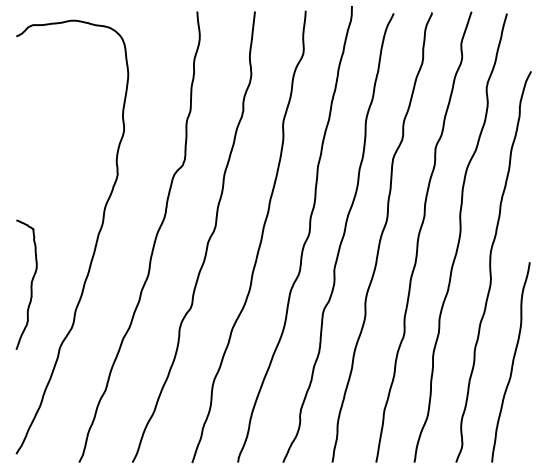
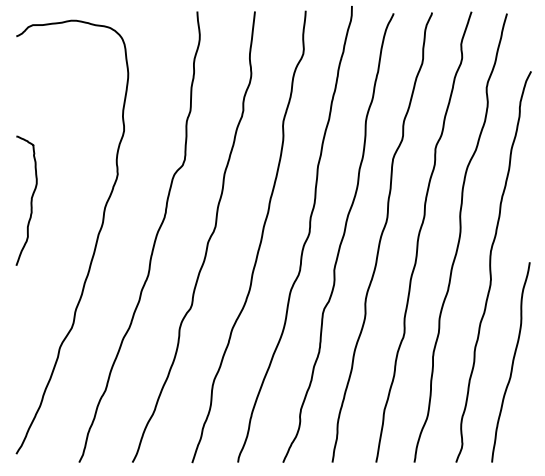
curve position: (30, 284) -> (30, 200) (30, 200)
